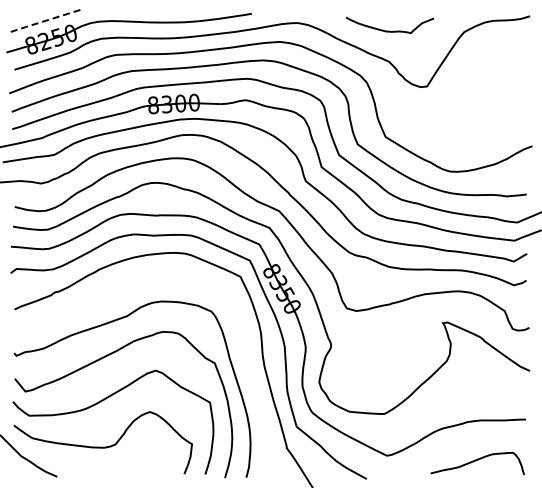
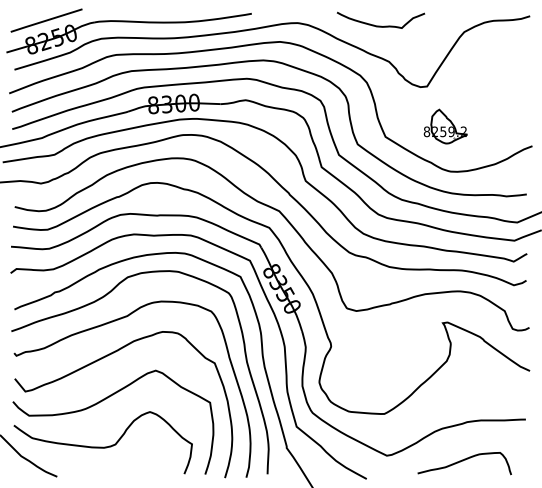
line: dashed -> solid (46, 20)
curve position: (389, 30) -> (380, 25) (380, 25)
part: none -> present (445, 126)
curve: none -> present (99, 300)
curve position: (476, 461) -> (463, 461) (463, 461)
